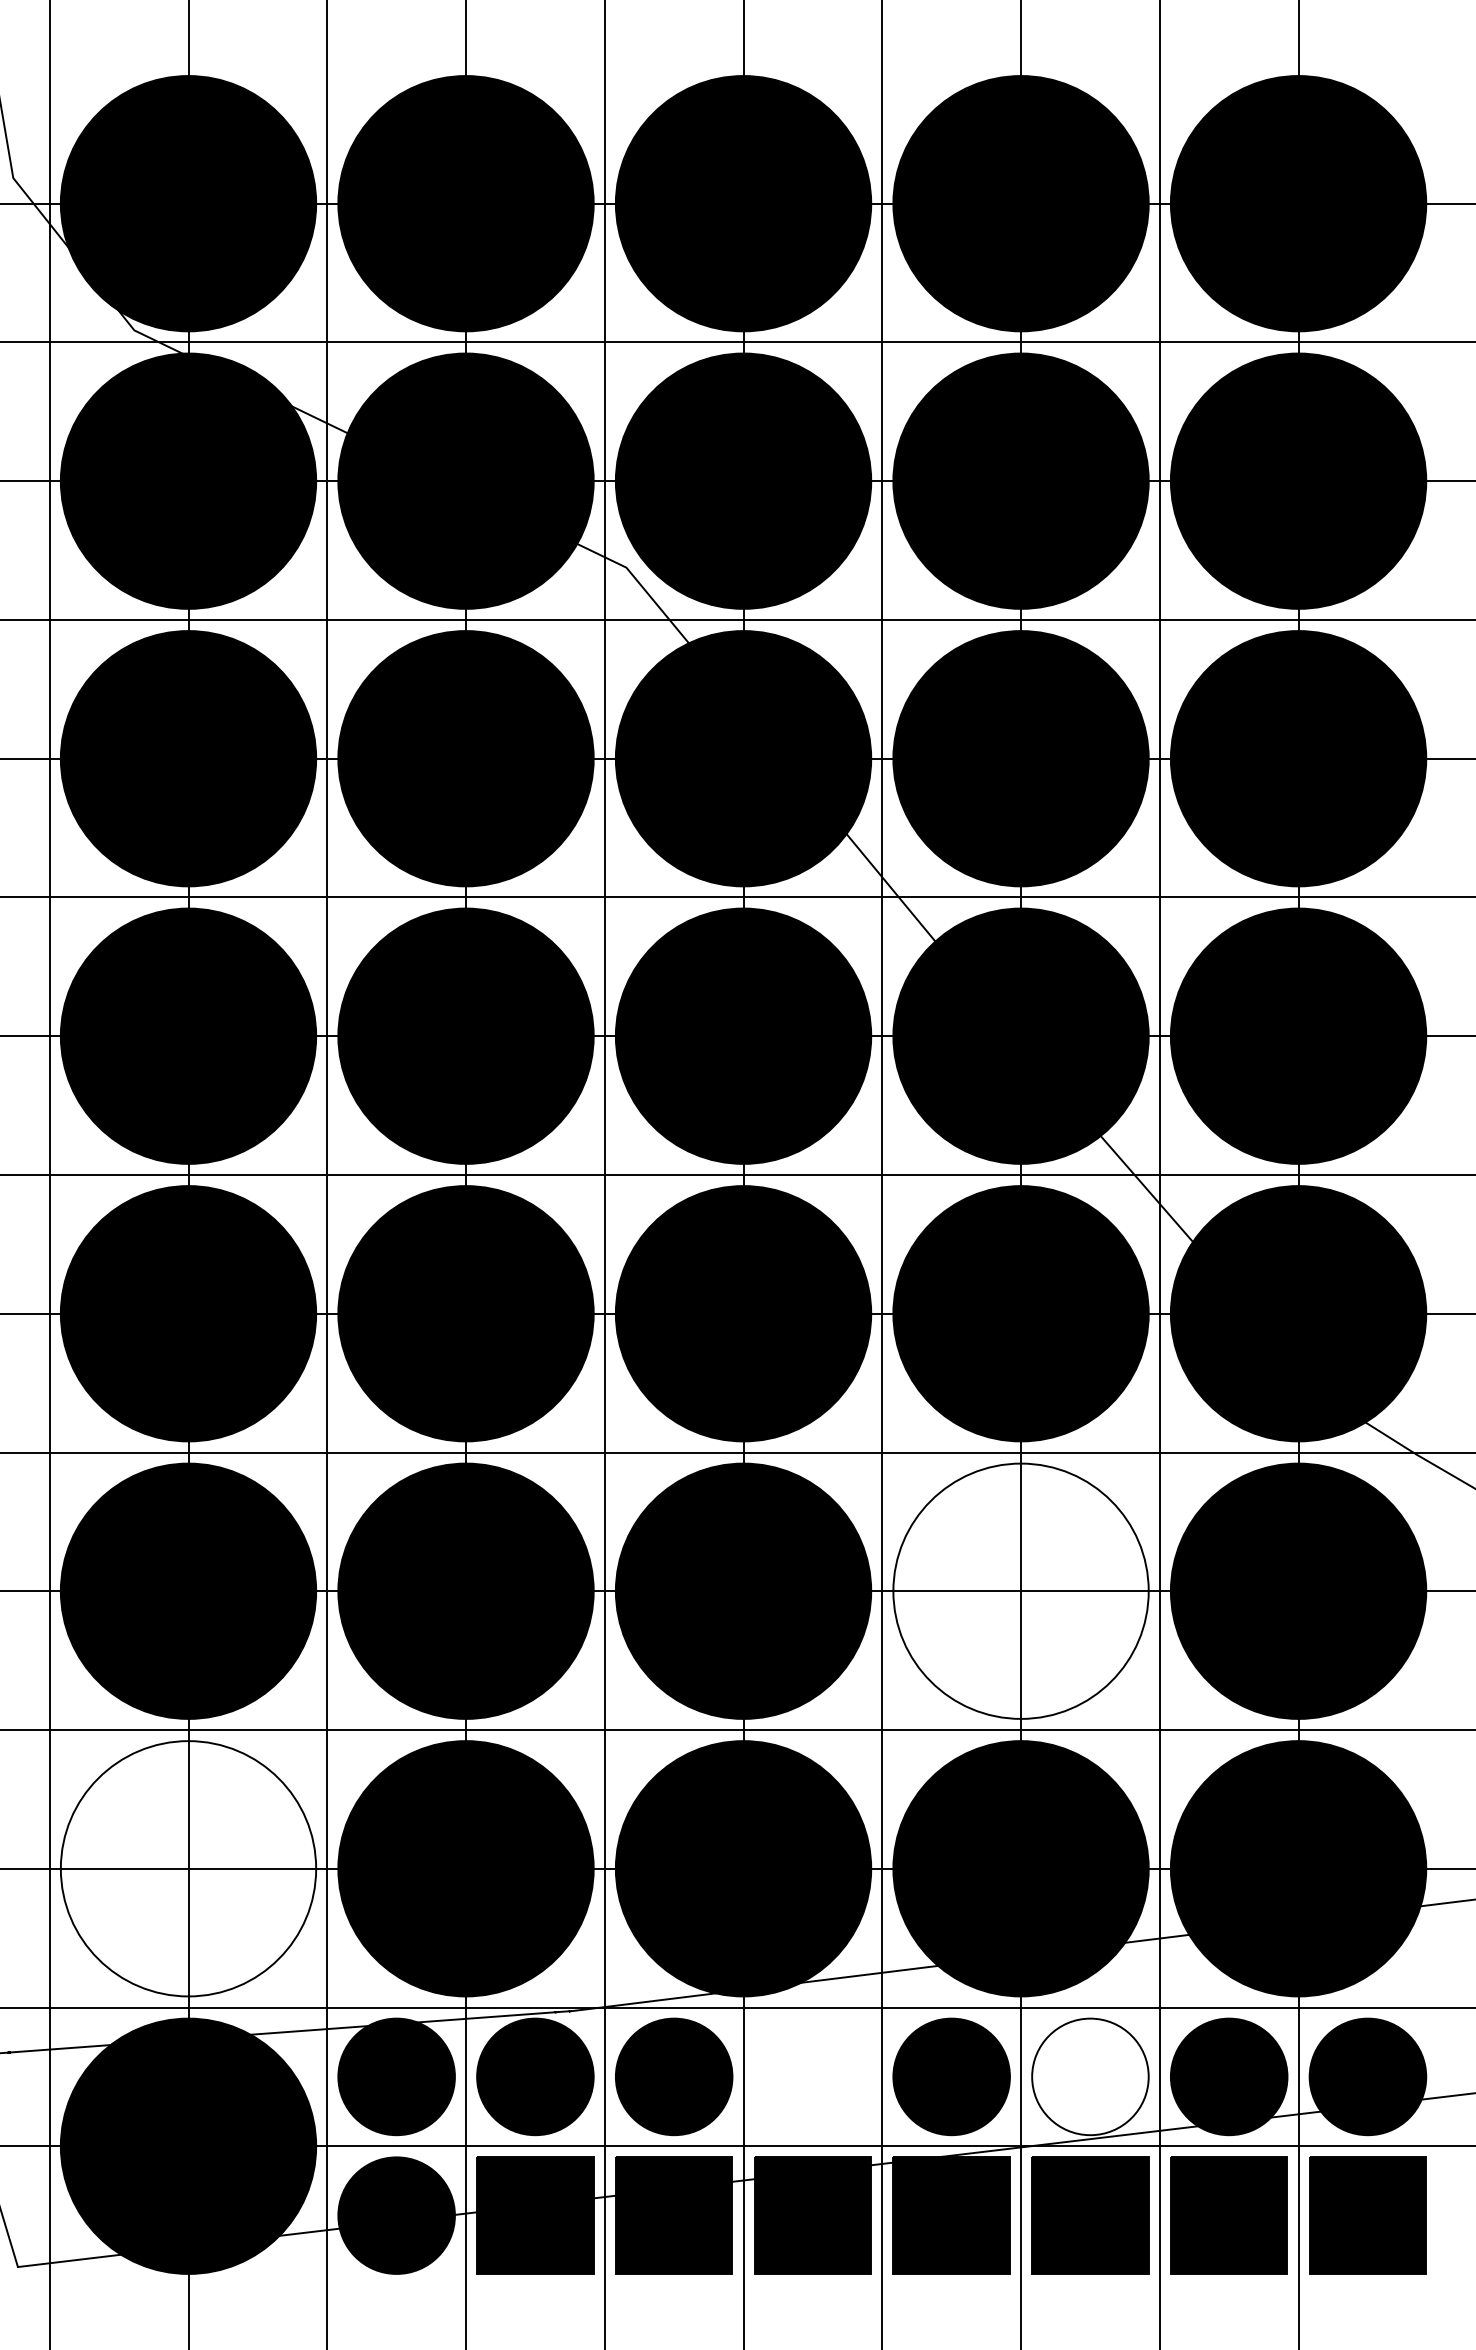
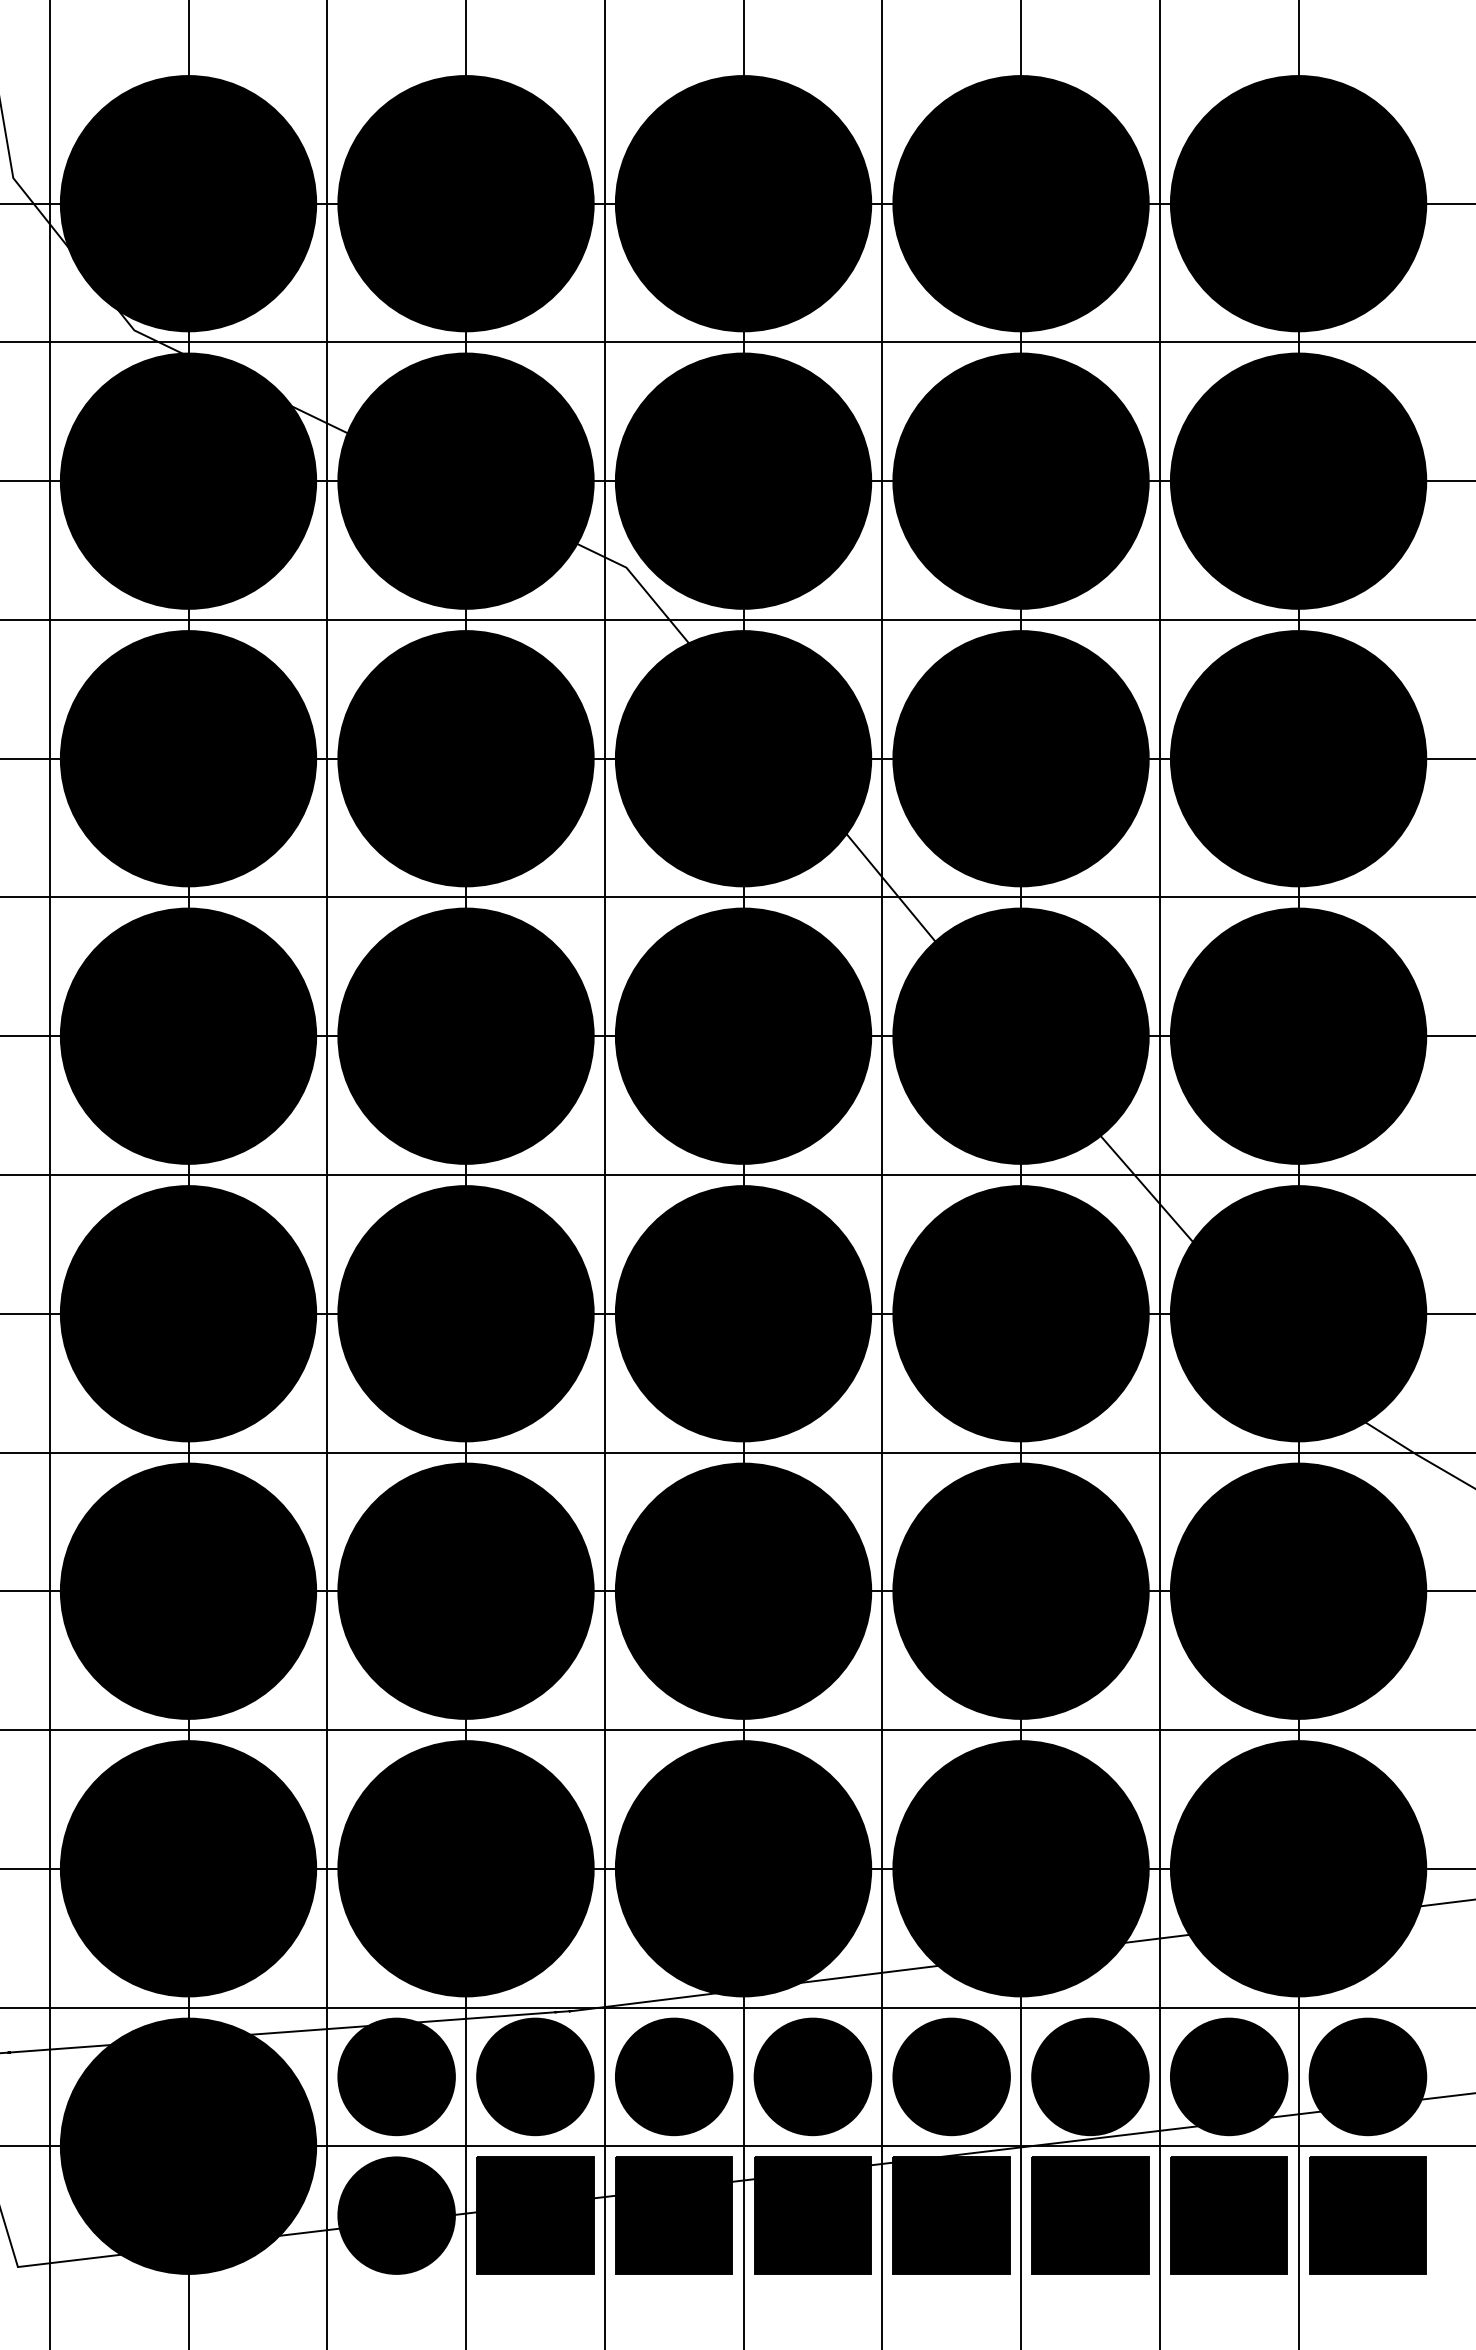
fill: none -> present (1020, 1590)
fill: none -> present (188, 1868)
part: none -> present (812, 2076)
fill: none -> present (1090, 2076)
